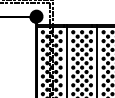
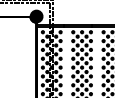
line: present -> none (66, 59)
line: present -> none (97, 59)
